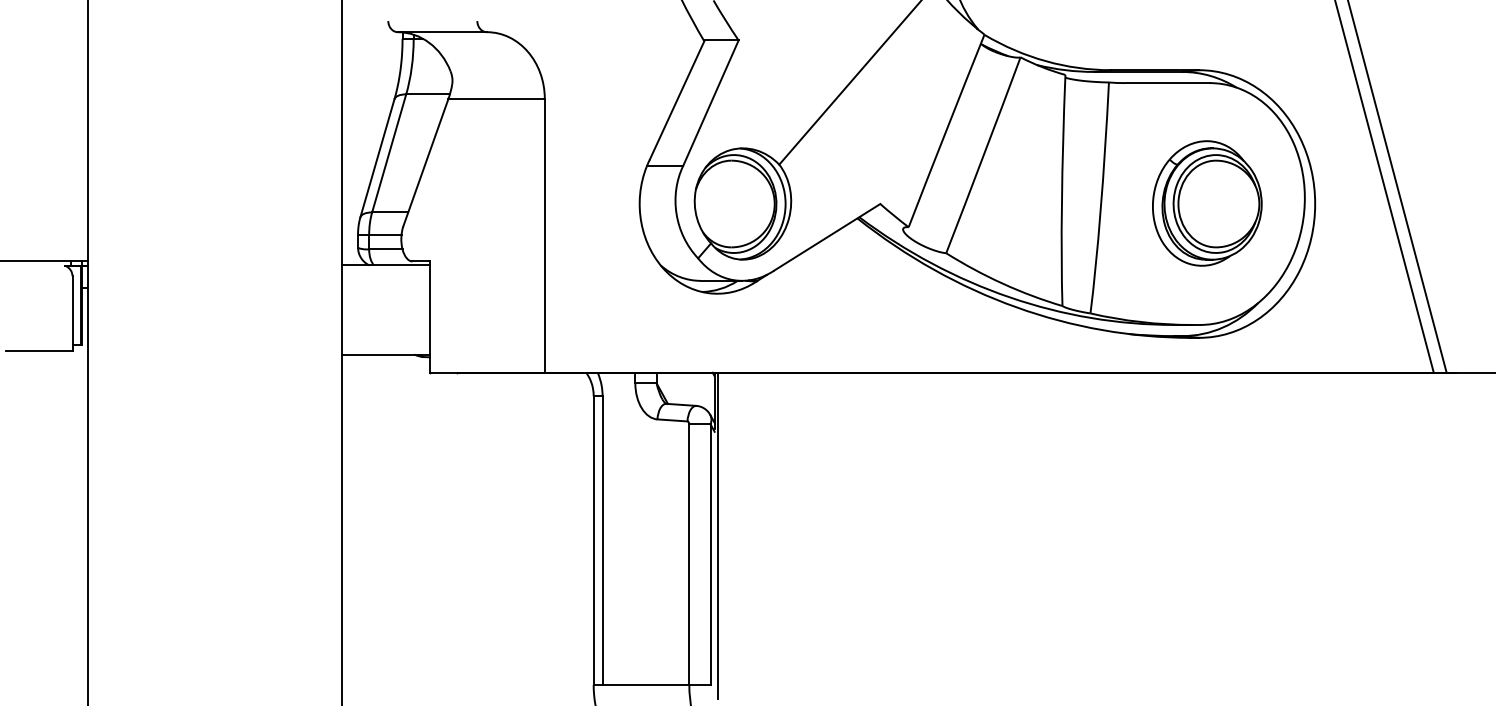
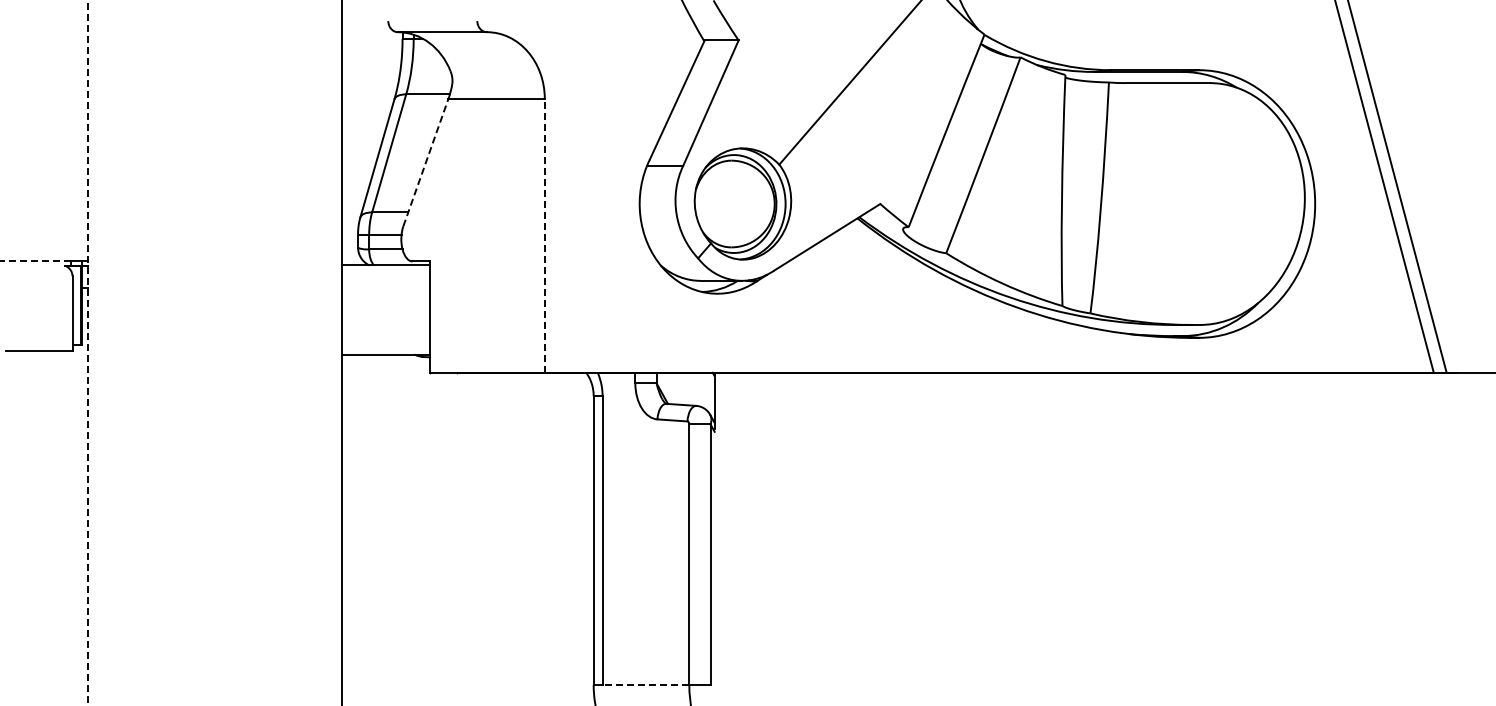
line: solid -> dashed (425, 162)
part: present -> none (1207, 203)
line: solid -> dashed (544, 235)
line: solid -> dashed (35, 261)
line: solid -> dashed (87, 352)
line: present -> none (717, 535)
line: solid -> dashed (645, 684)
